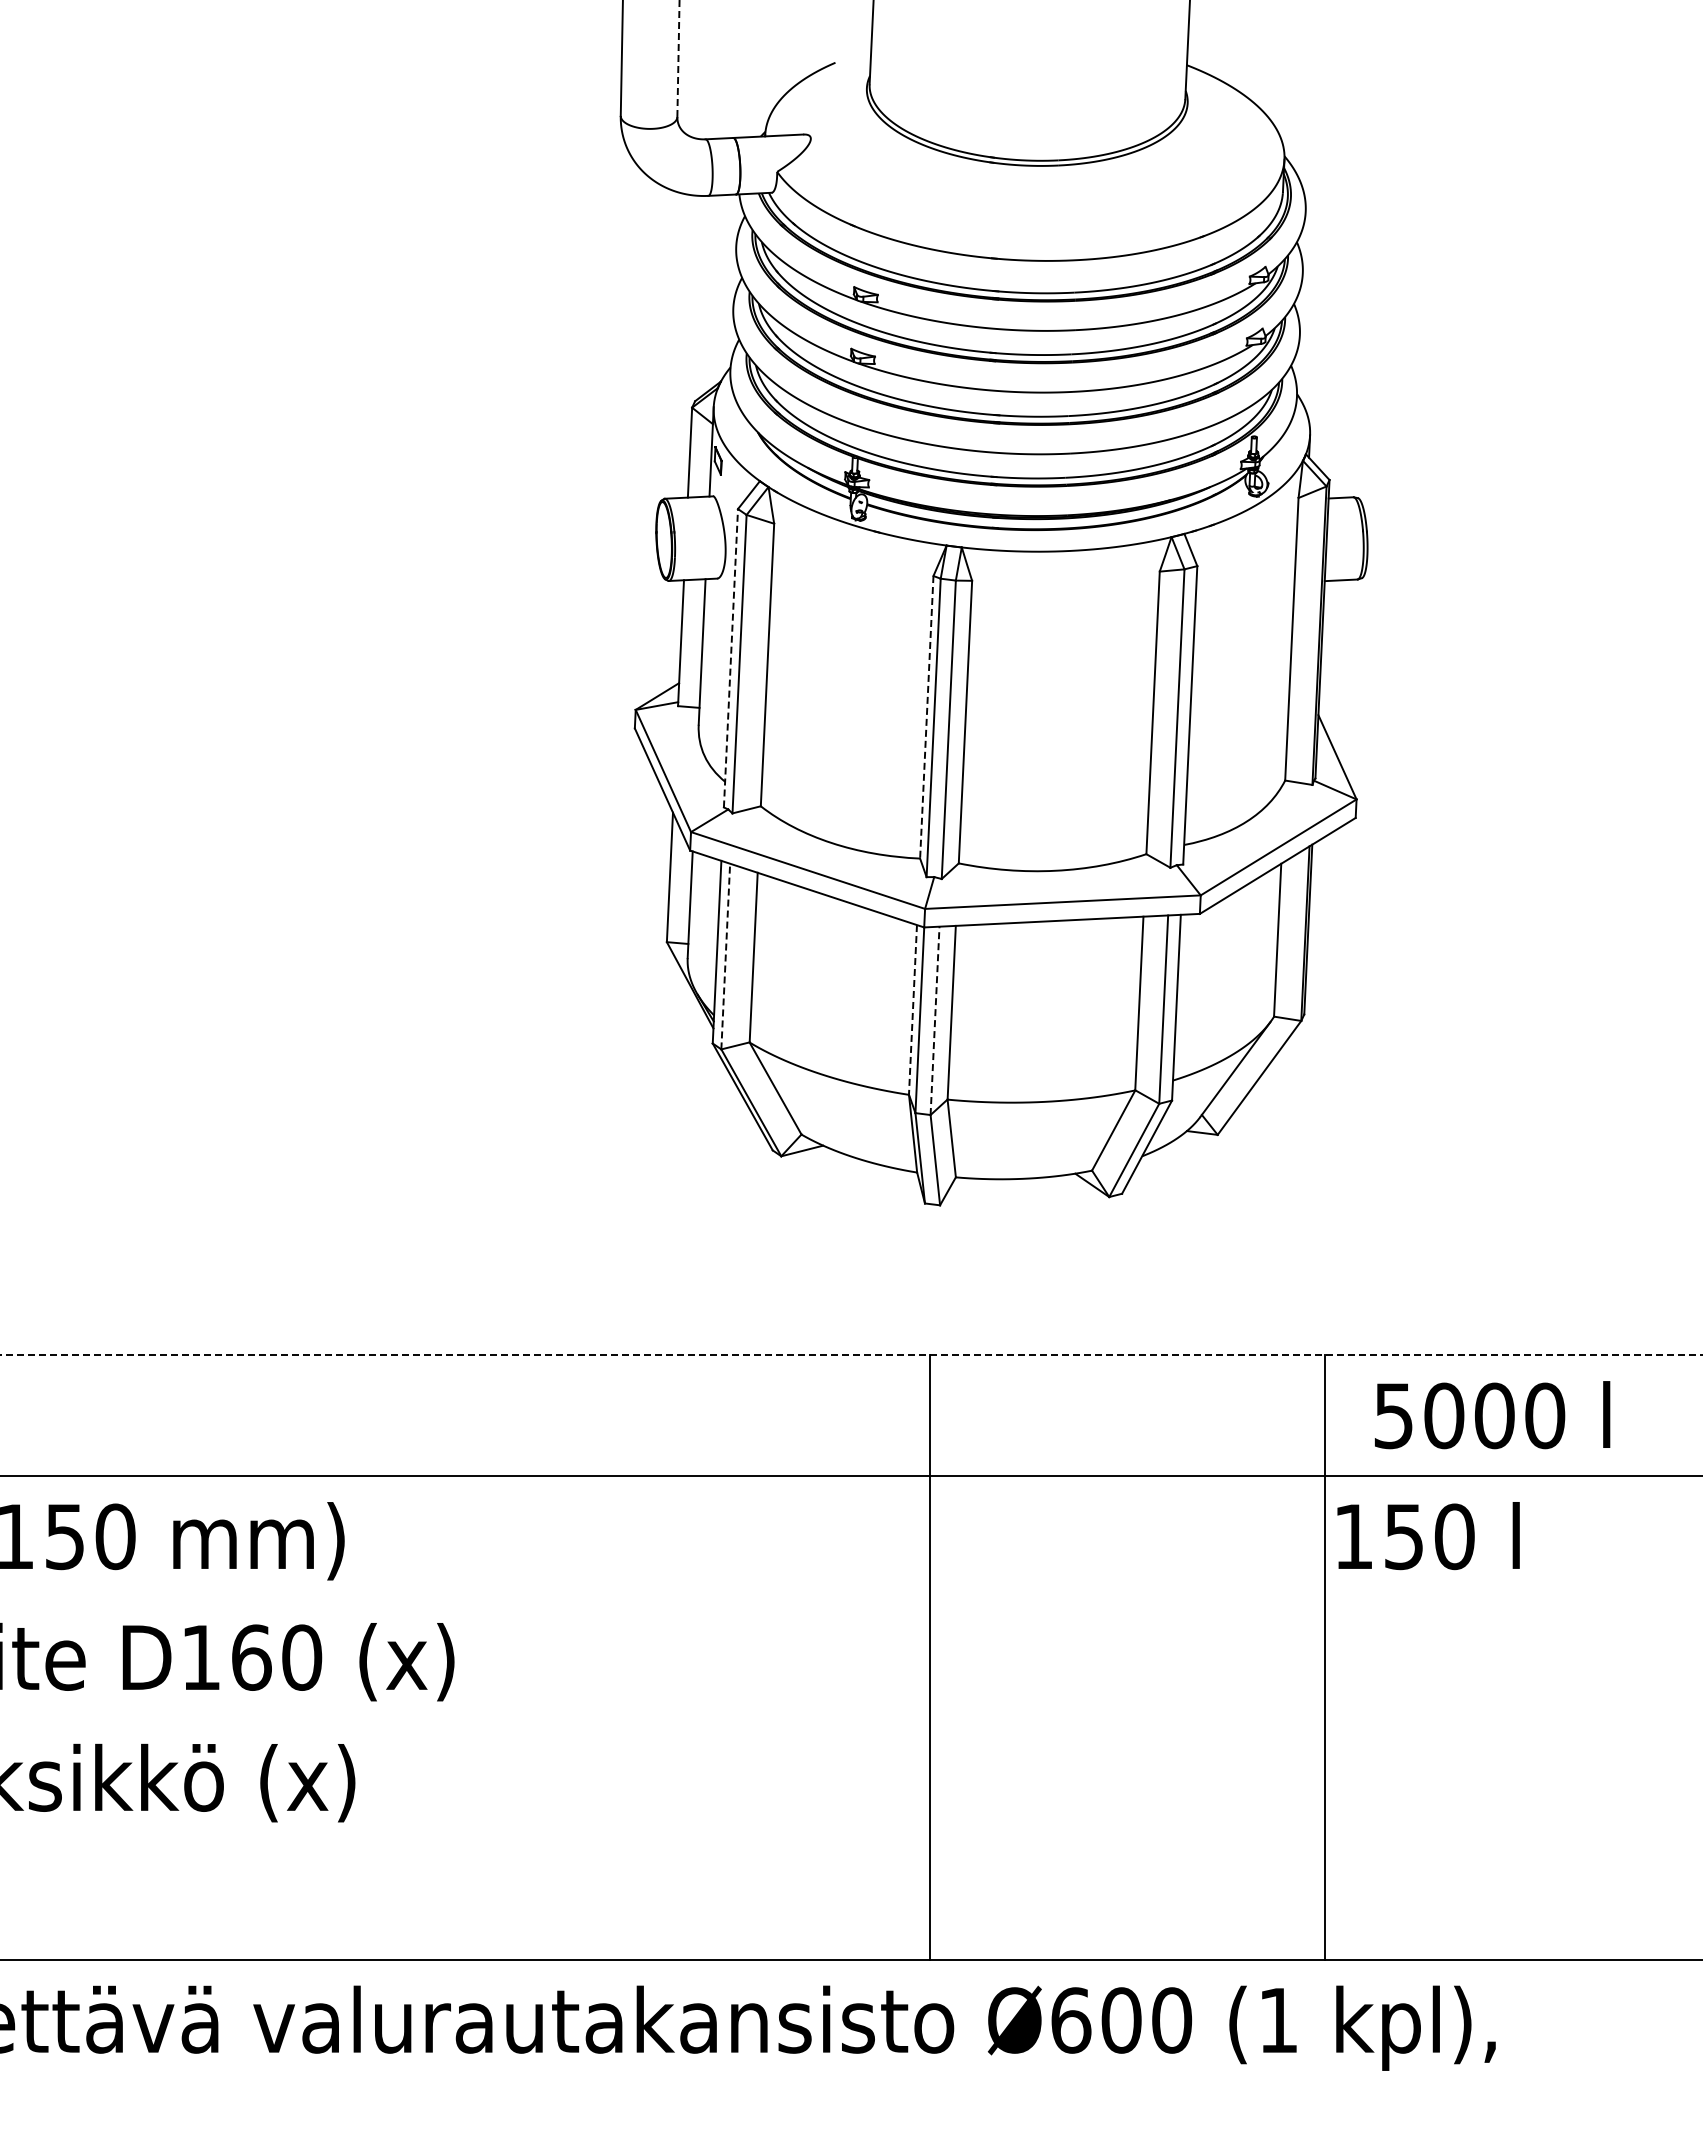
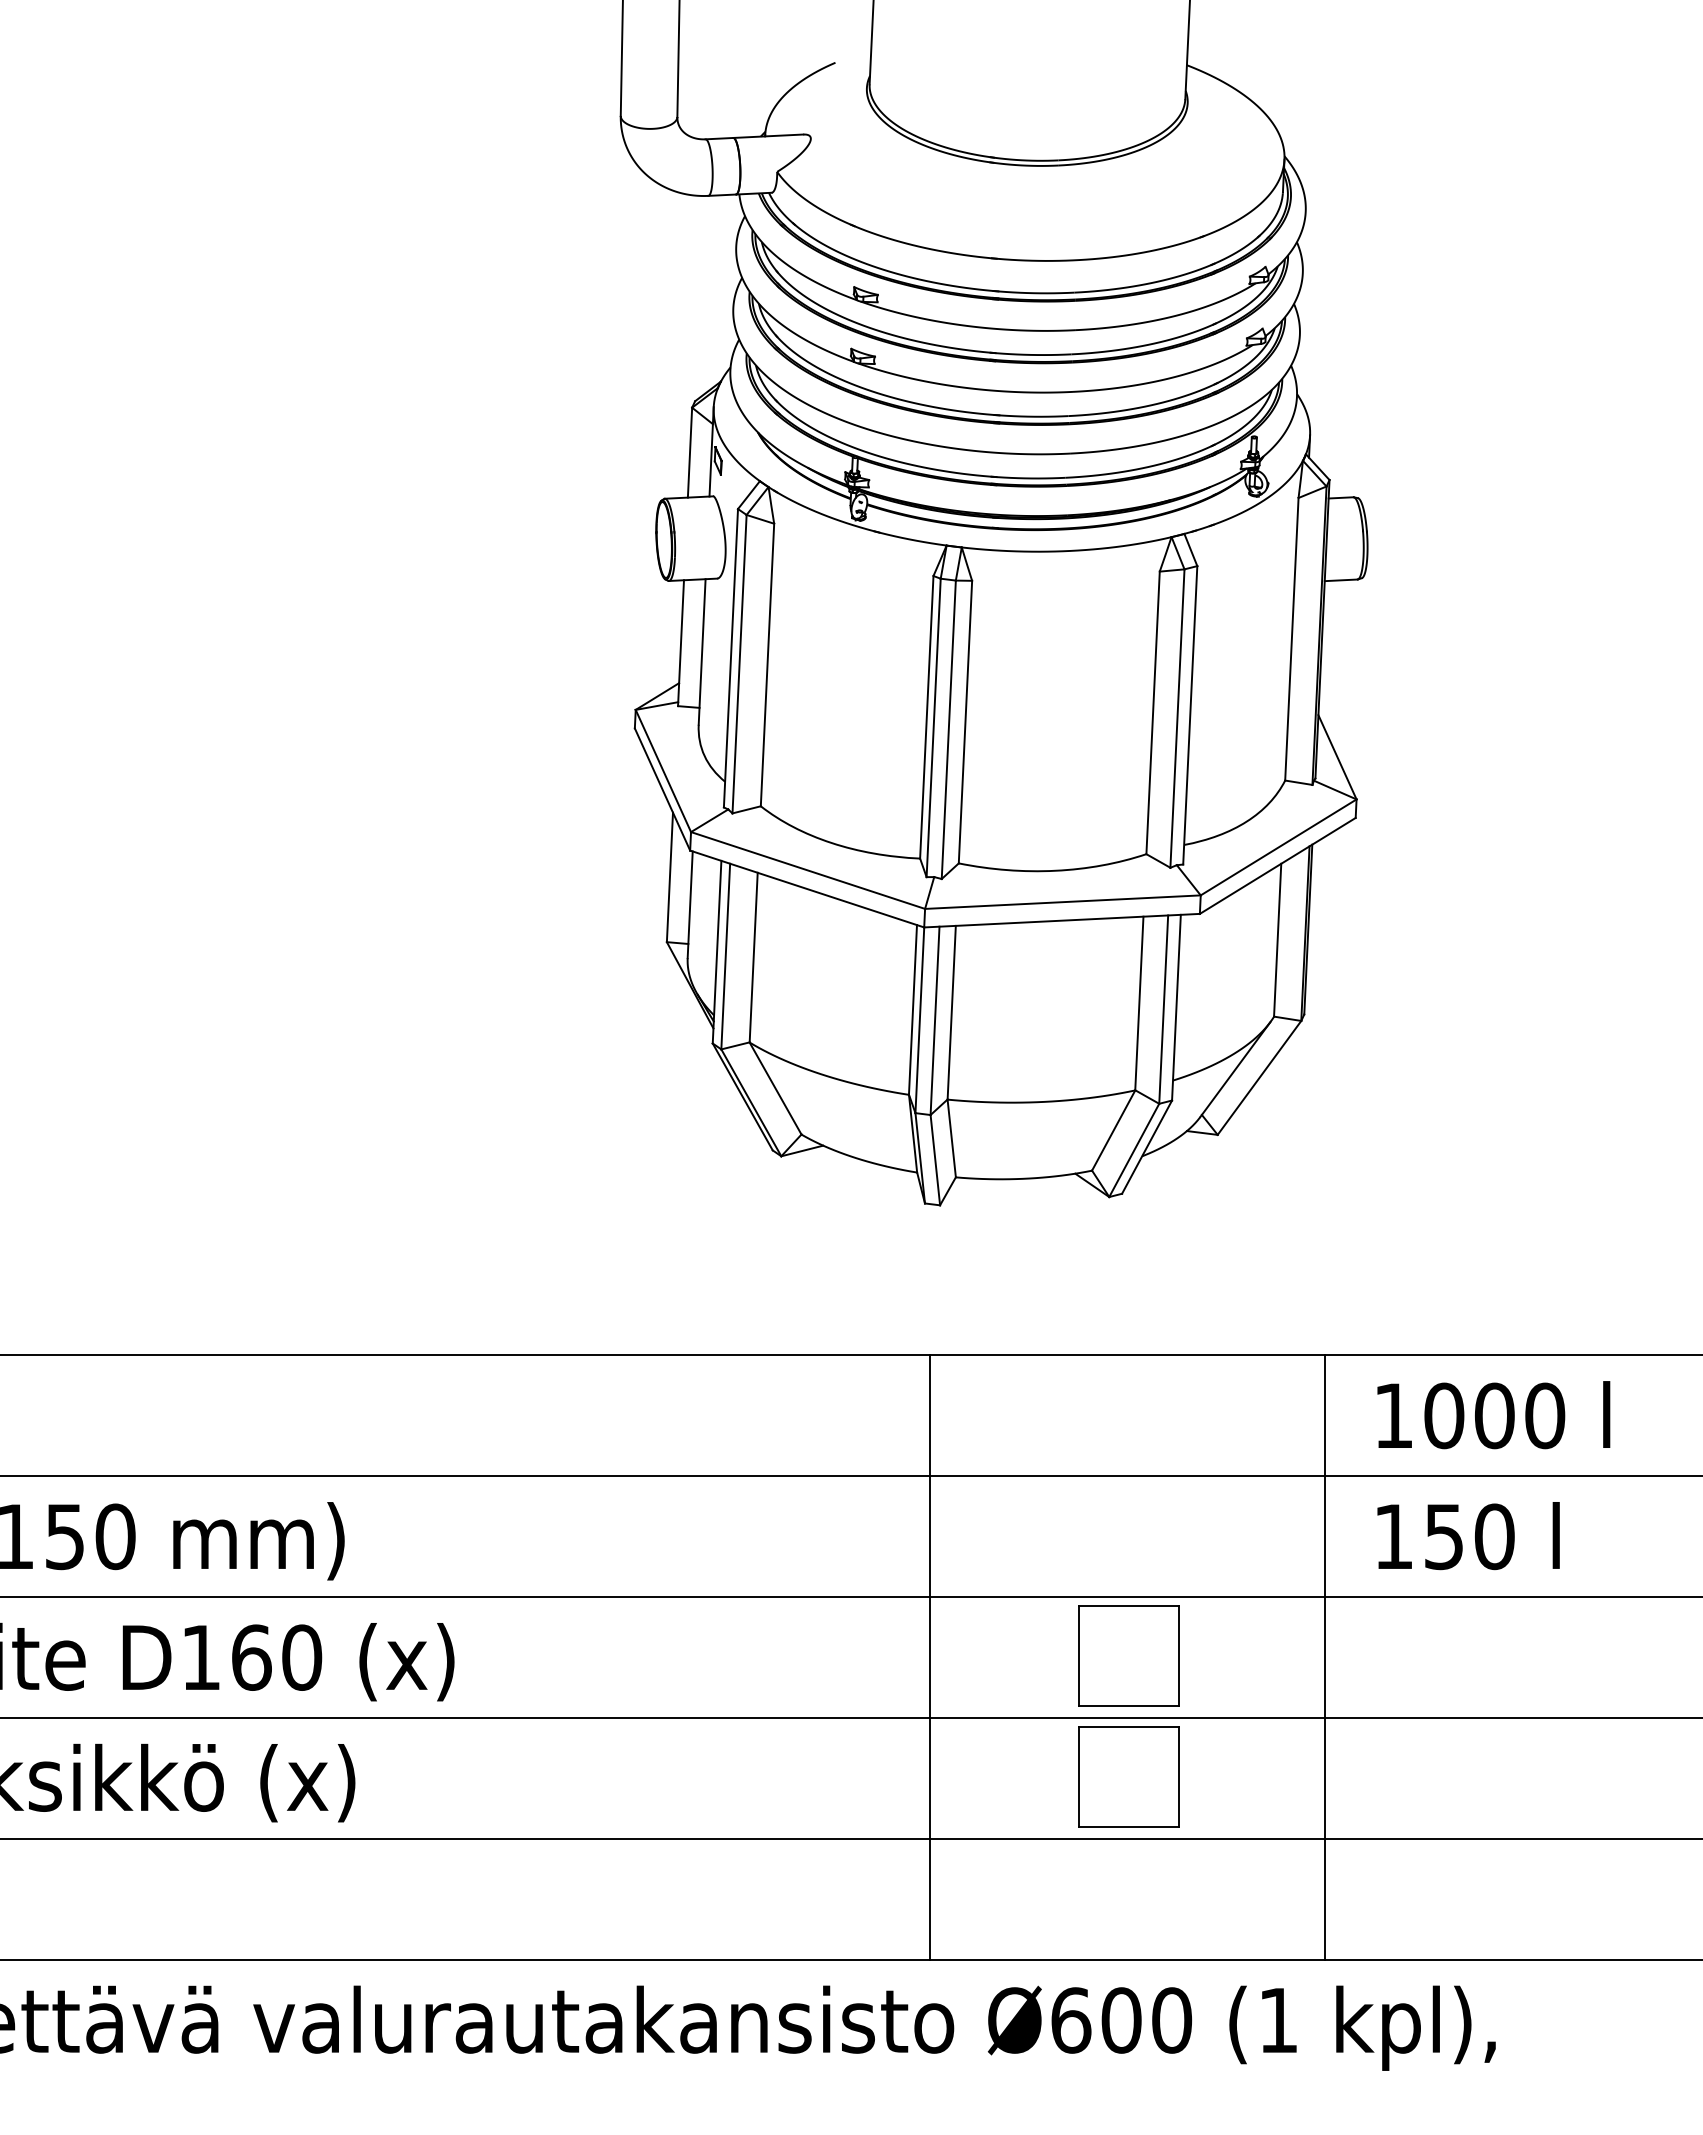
line: dashed -> solid (678, 58)
line: dashed -> solid (730, 657)
line: dashed -> solid (926, 717)
line: dashed -> solid (725, 956)
line: dashed -> solid (912, 1009)
line: dashed -> solid (935, 1020)
line: dashed -> solid (851, 1355)
text: 5000 -> 1000 (1393, 1416)
text position: (1428, 1536) -> (1468, 1536) (1468, 1536)
line: none -> present (850, 1597)
part: none -> present (1128, 1655)
line: none -> present (850, 1718)
part: none -> present (1128, 1776)
line: none -> present (850, 1839)
